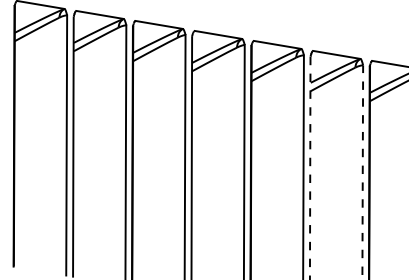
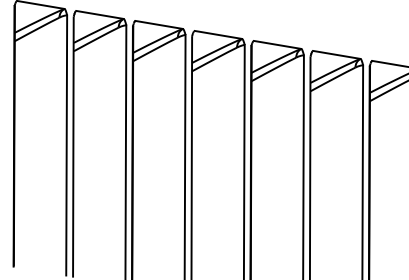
line: dashed -> solid (310, 168)
line: dashed -> solid (362, 172)
